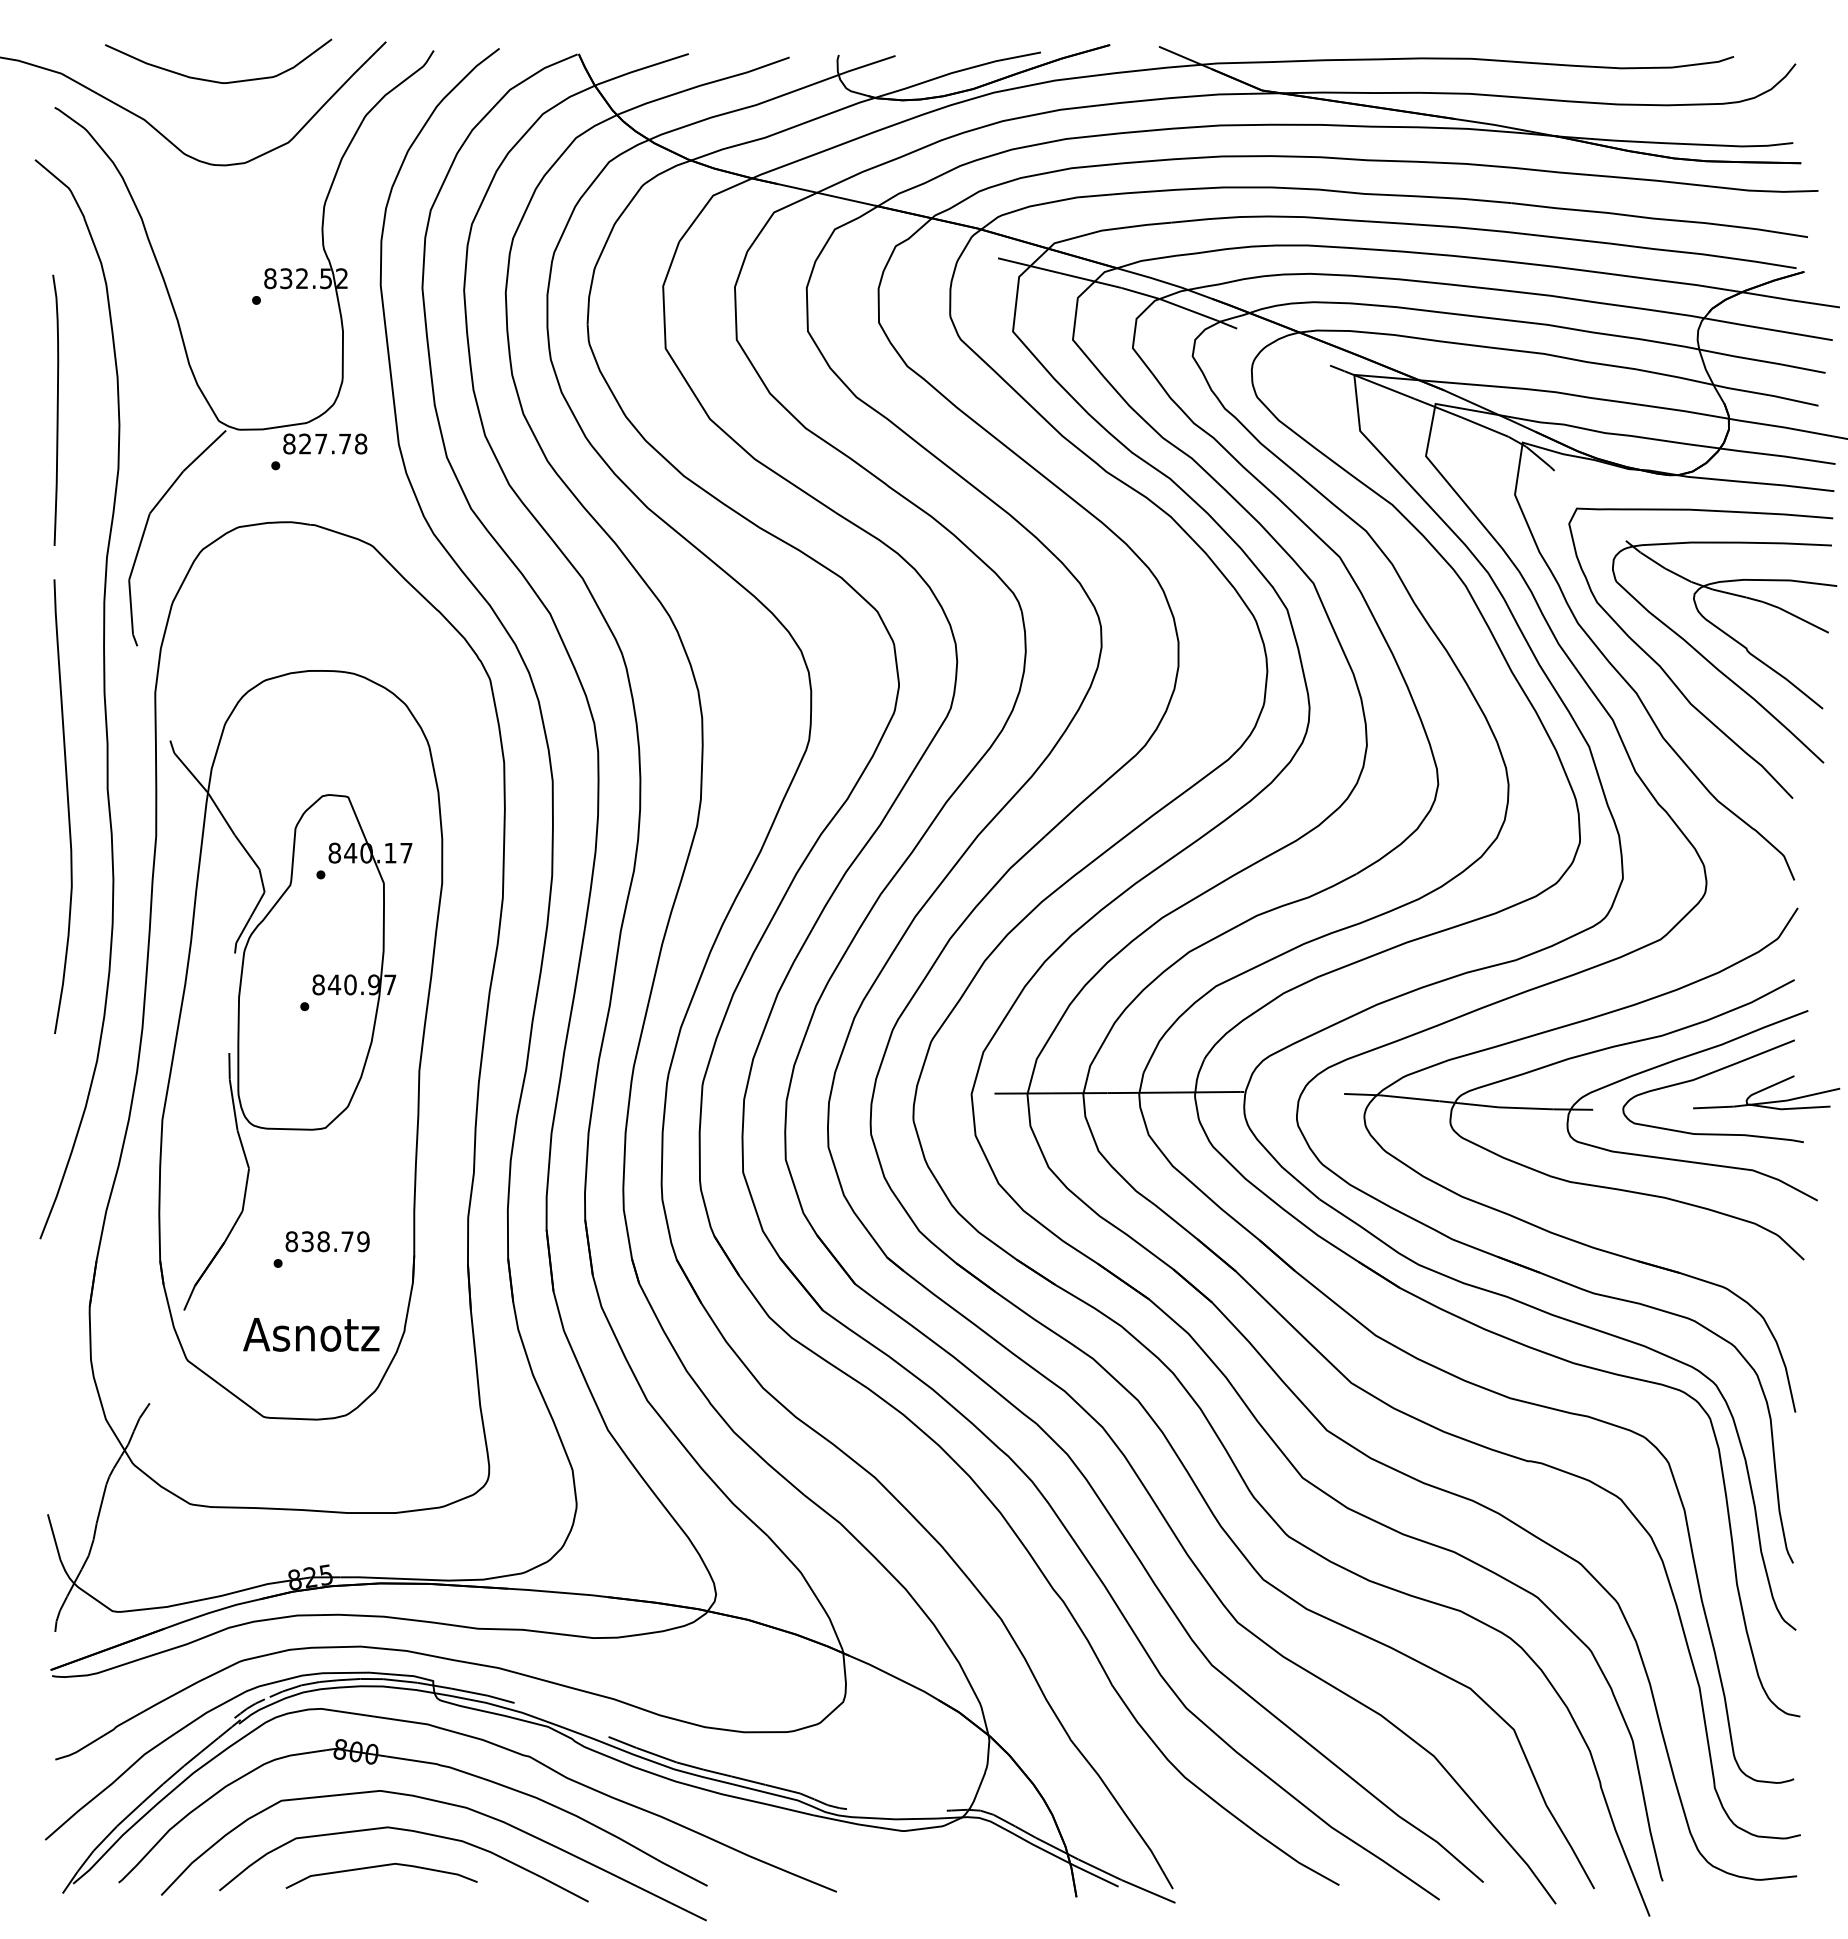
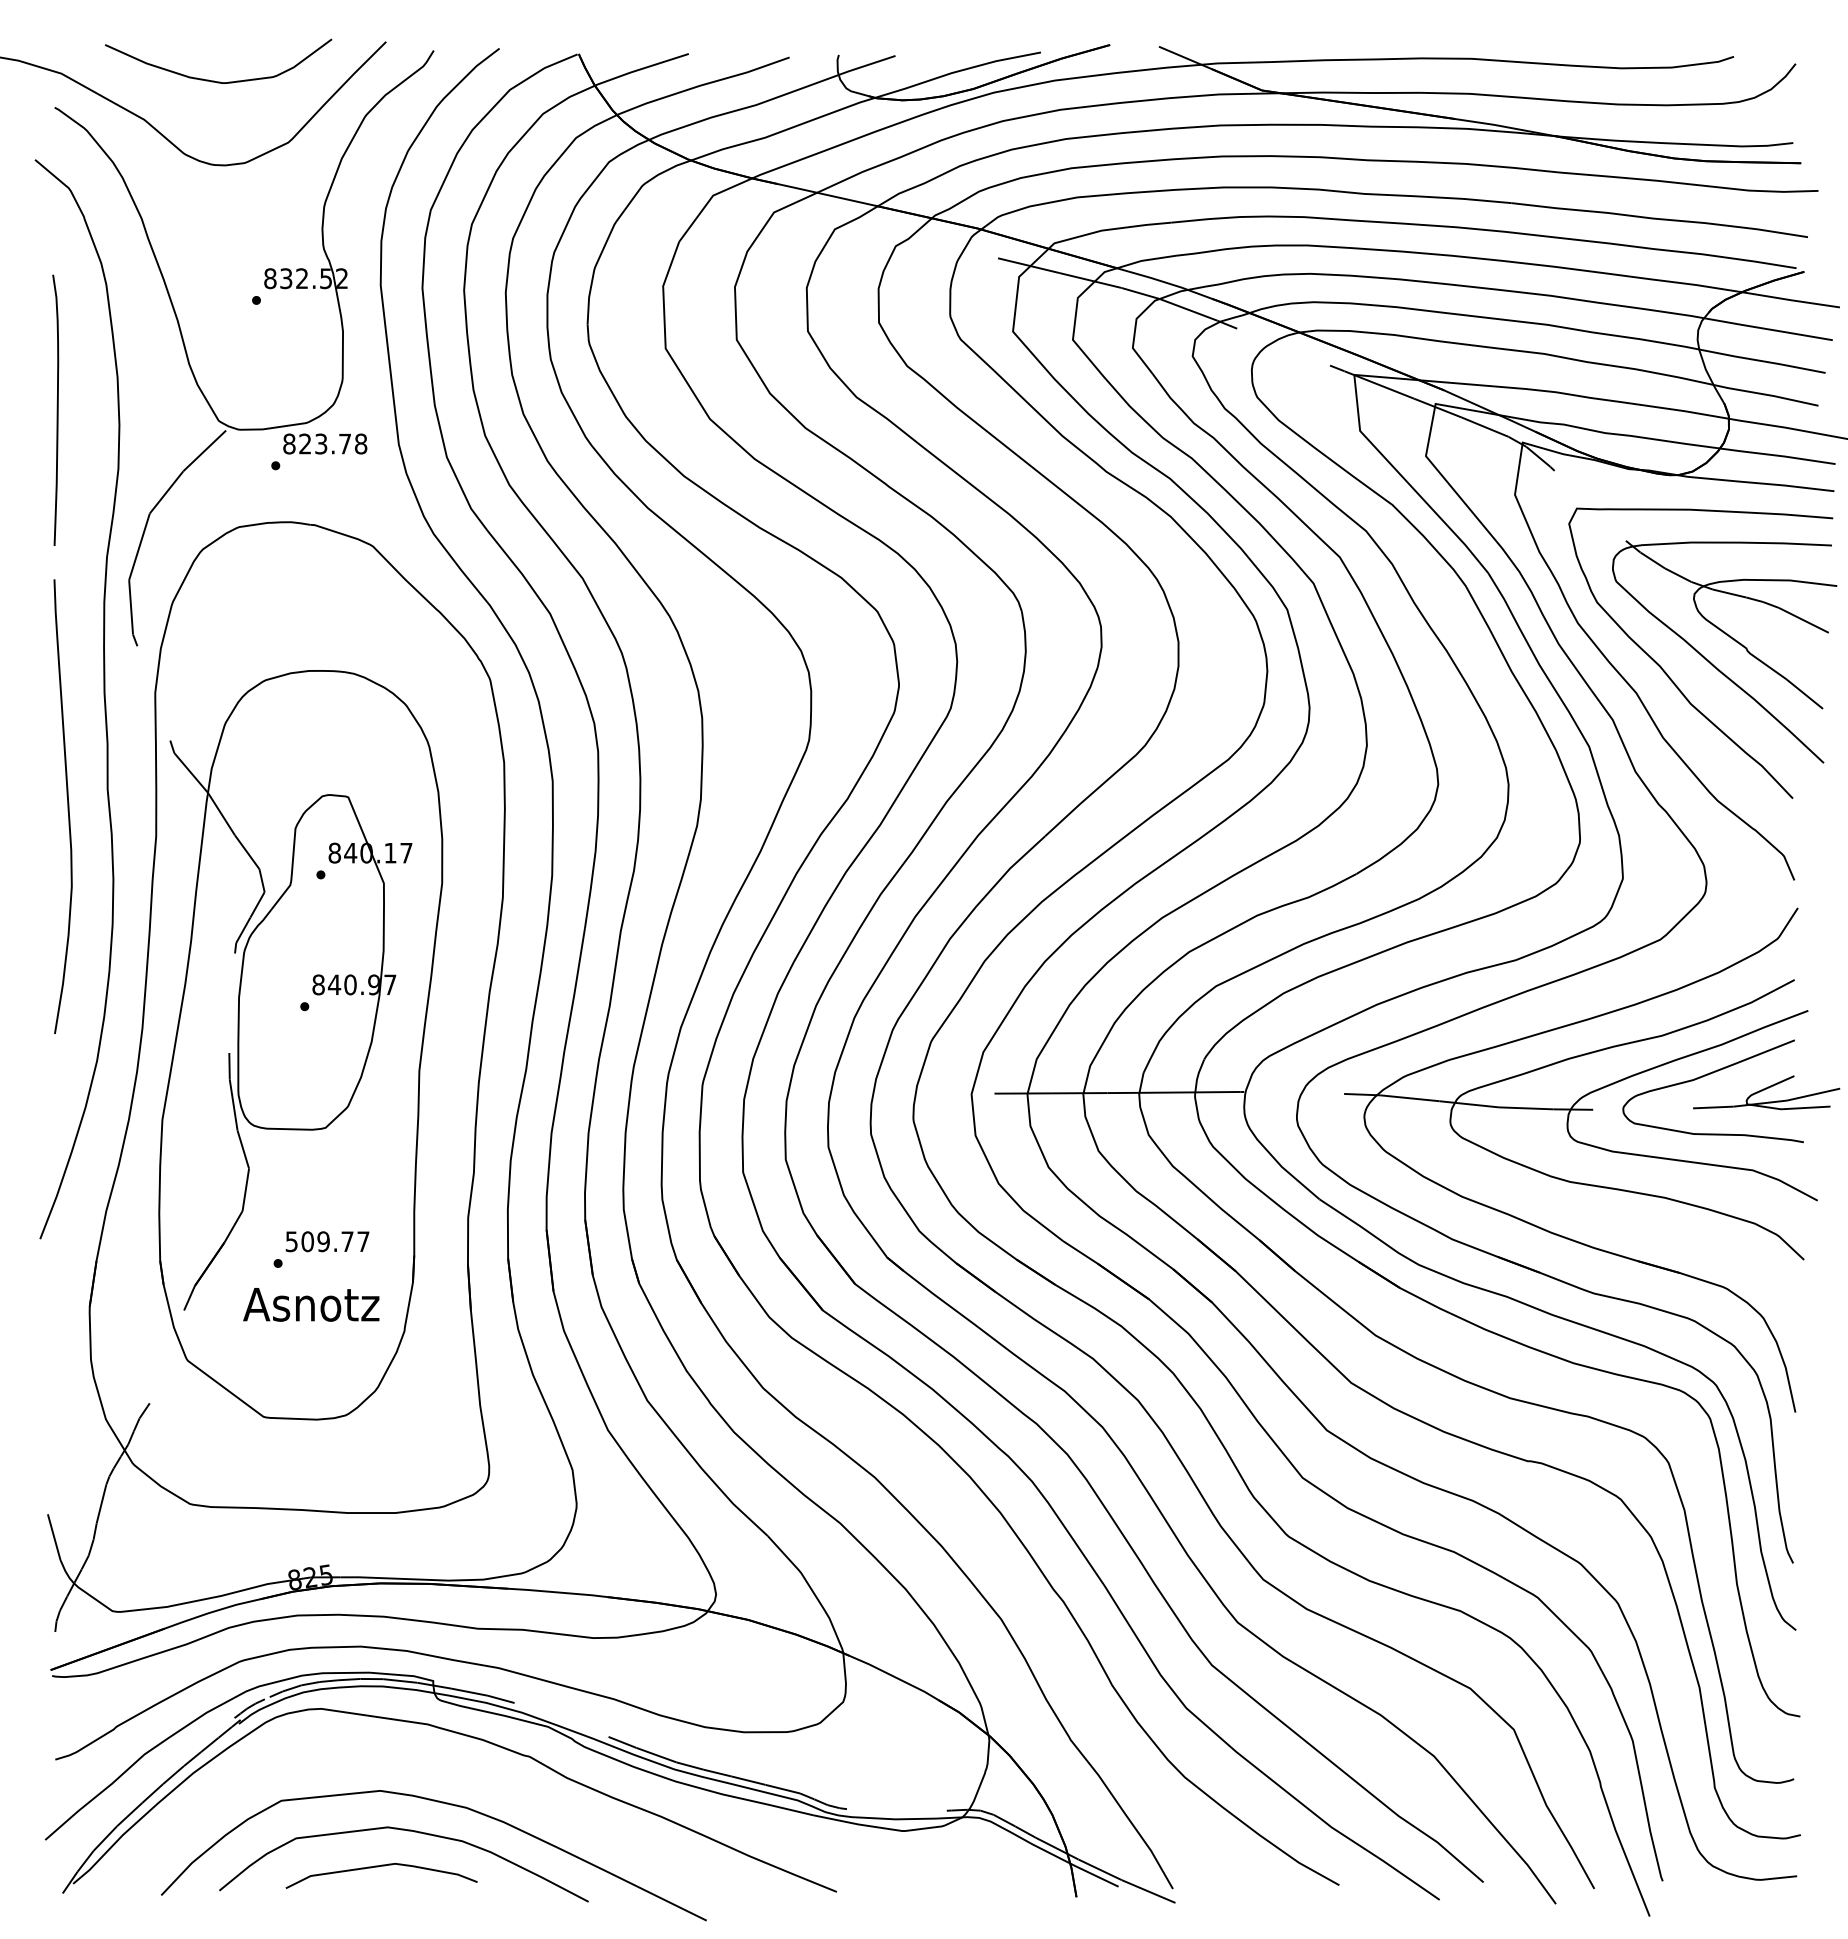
text: 827.78 -> 823.78 (321, 443)
text: 838.79 -> 509.77 (327, 1241)
text position: (311, 1334) -> (311, 1304) (311, 1304)
part: present -> none (417, 1762)
